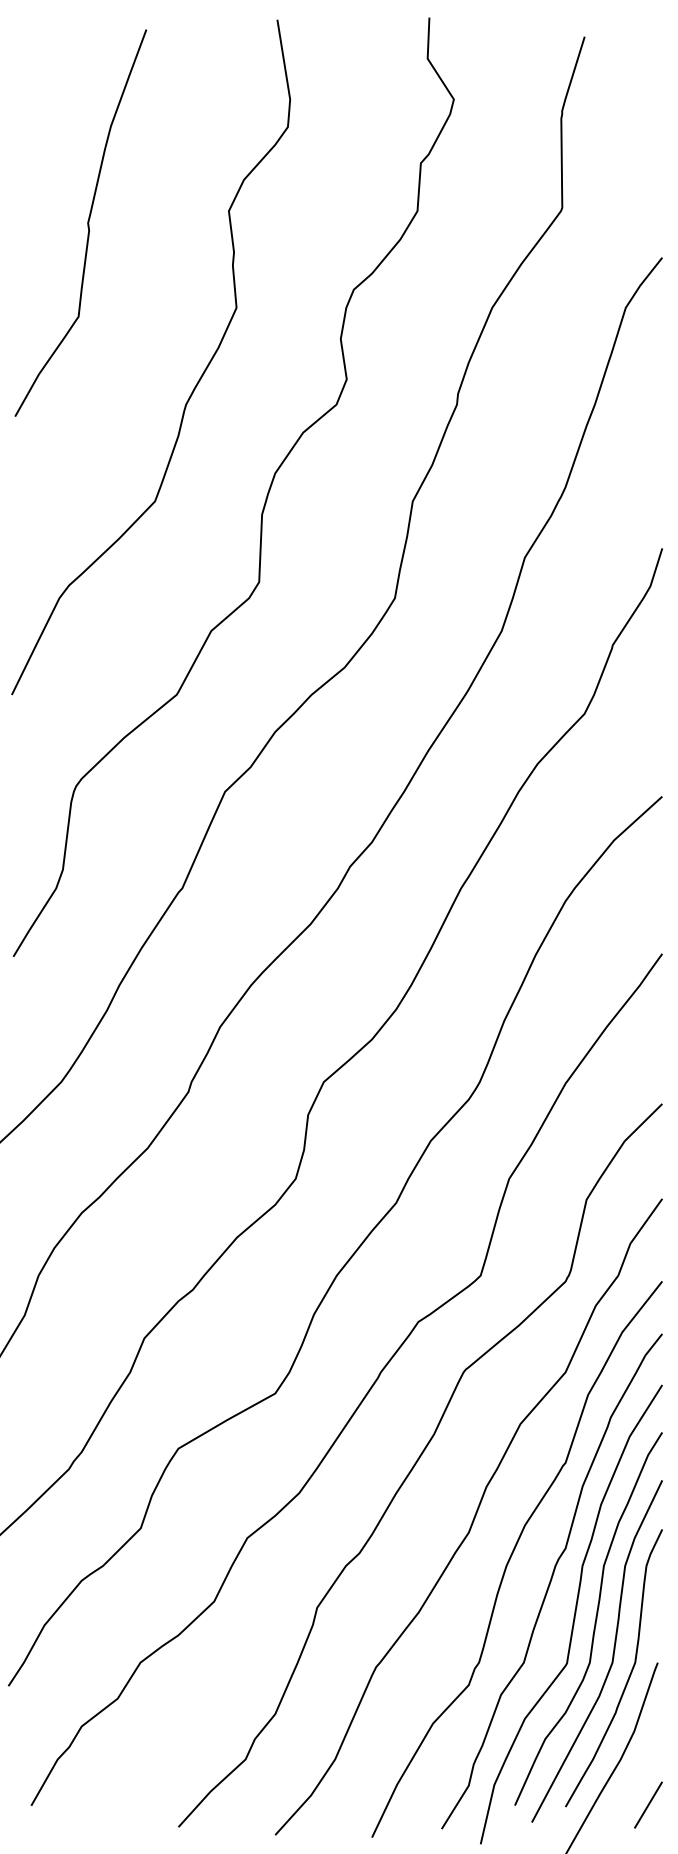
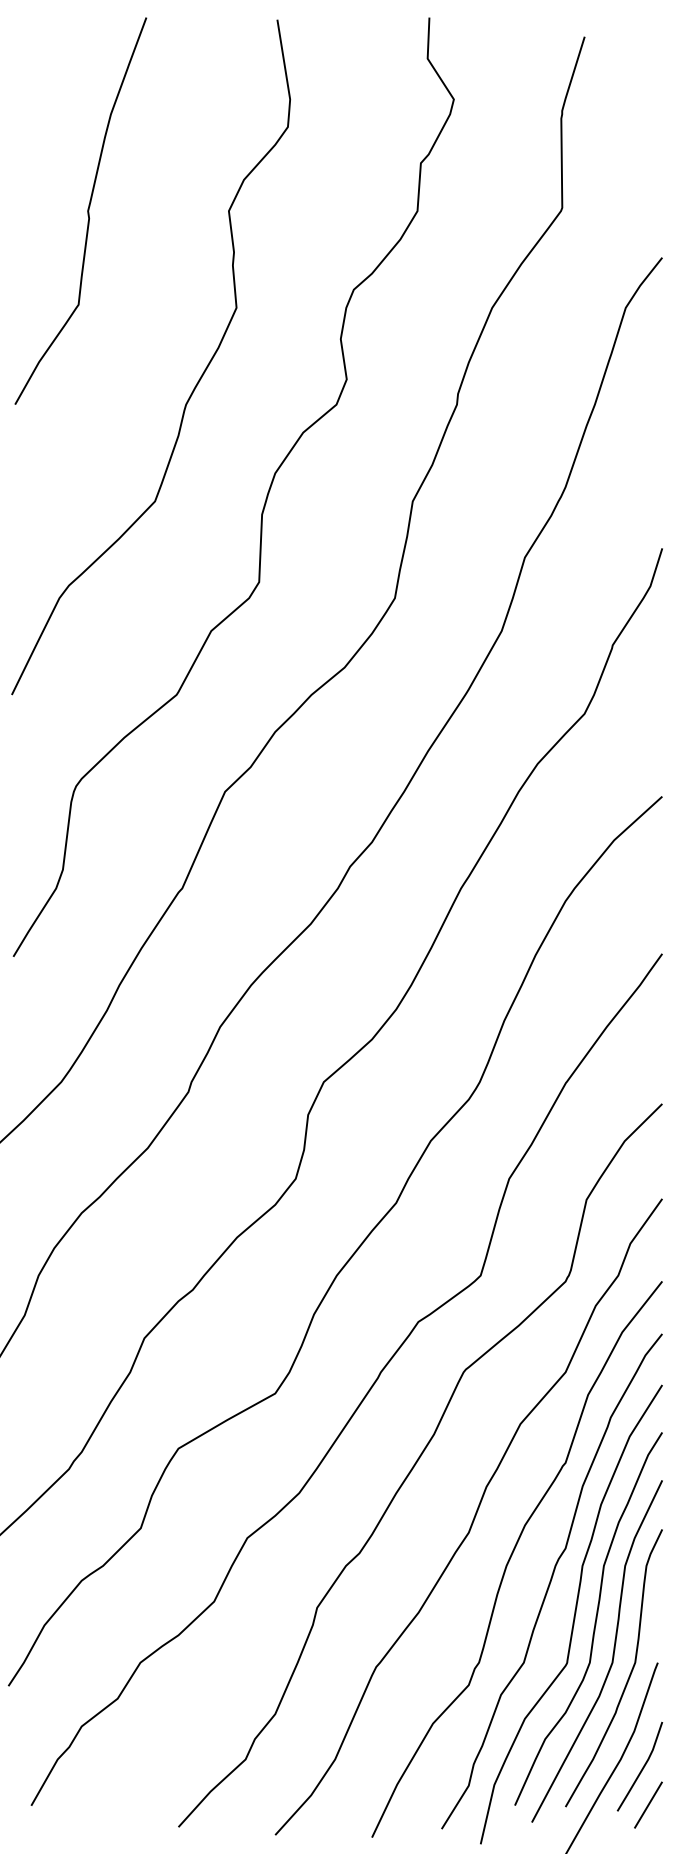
curve position: (87, 222) -> (87, 210) (87, 210)
line: none -> present (641, 1768)
